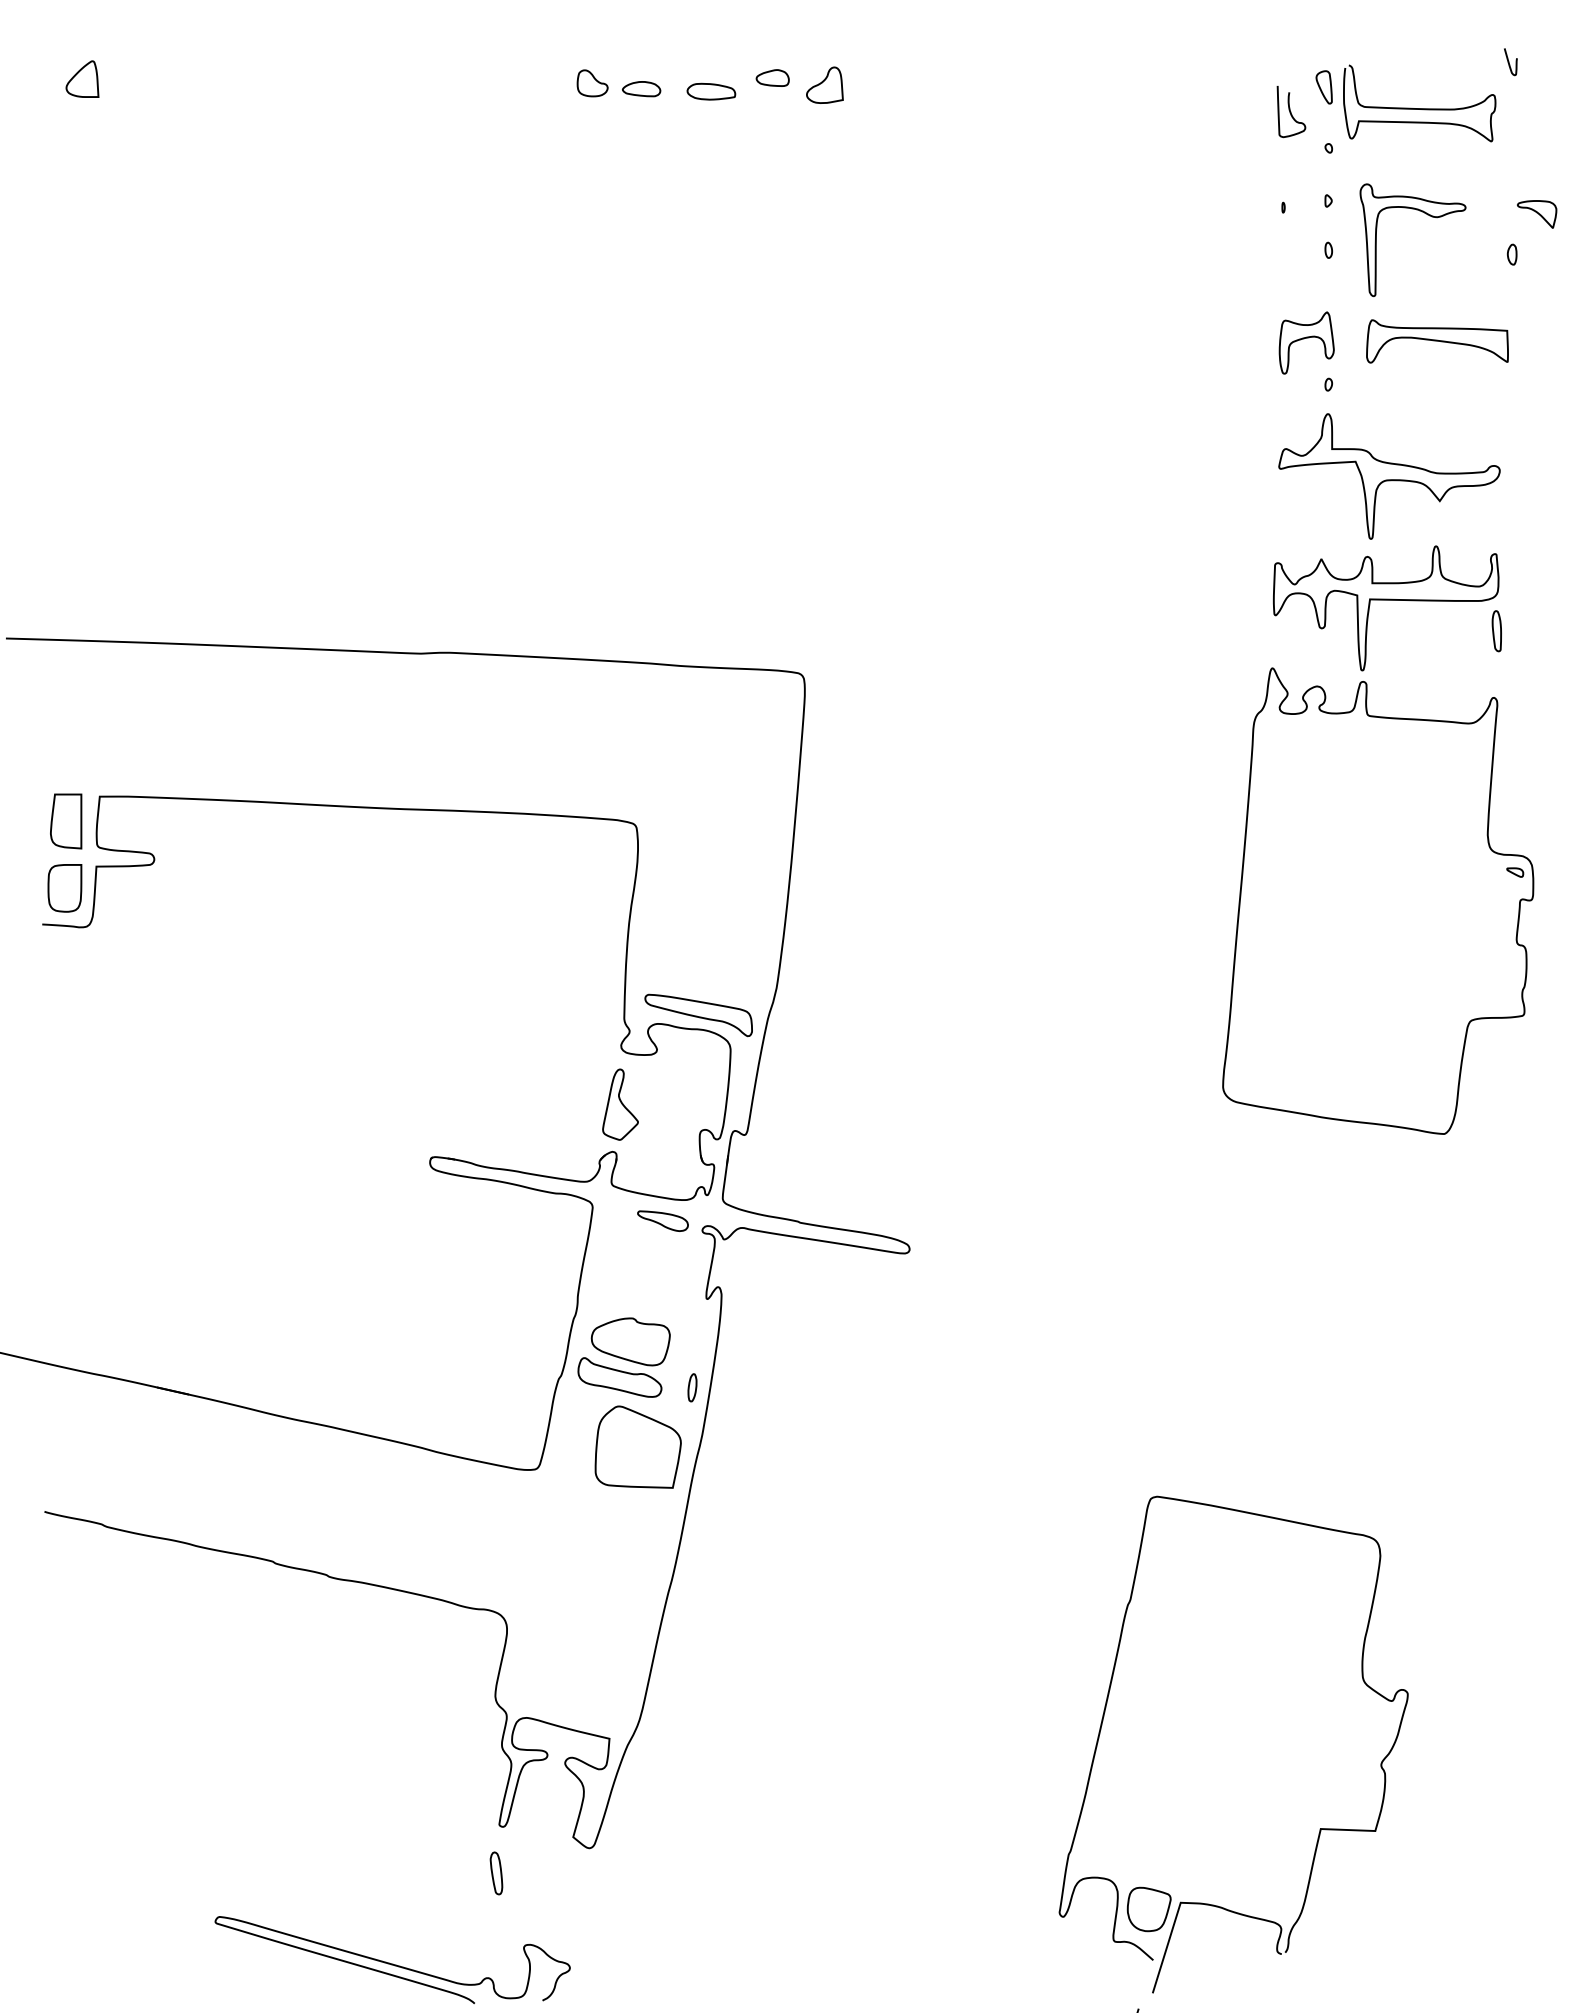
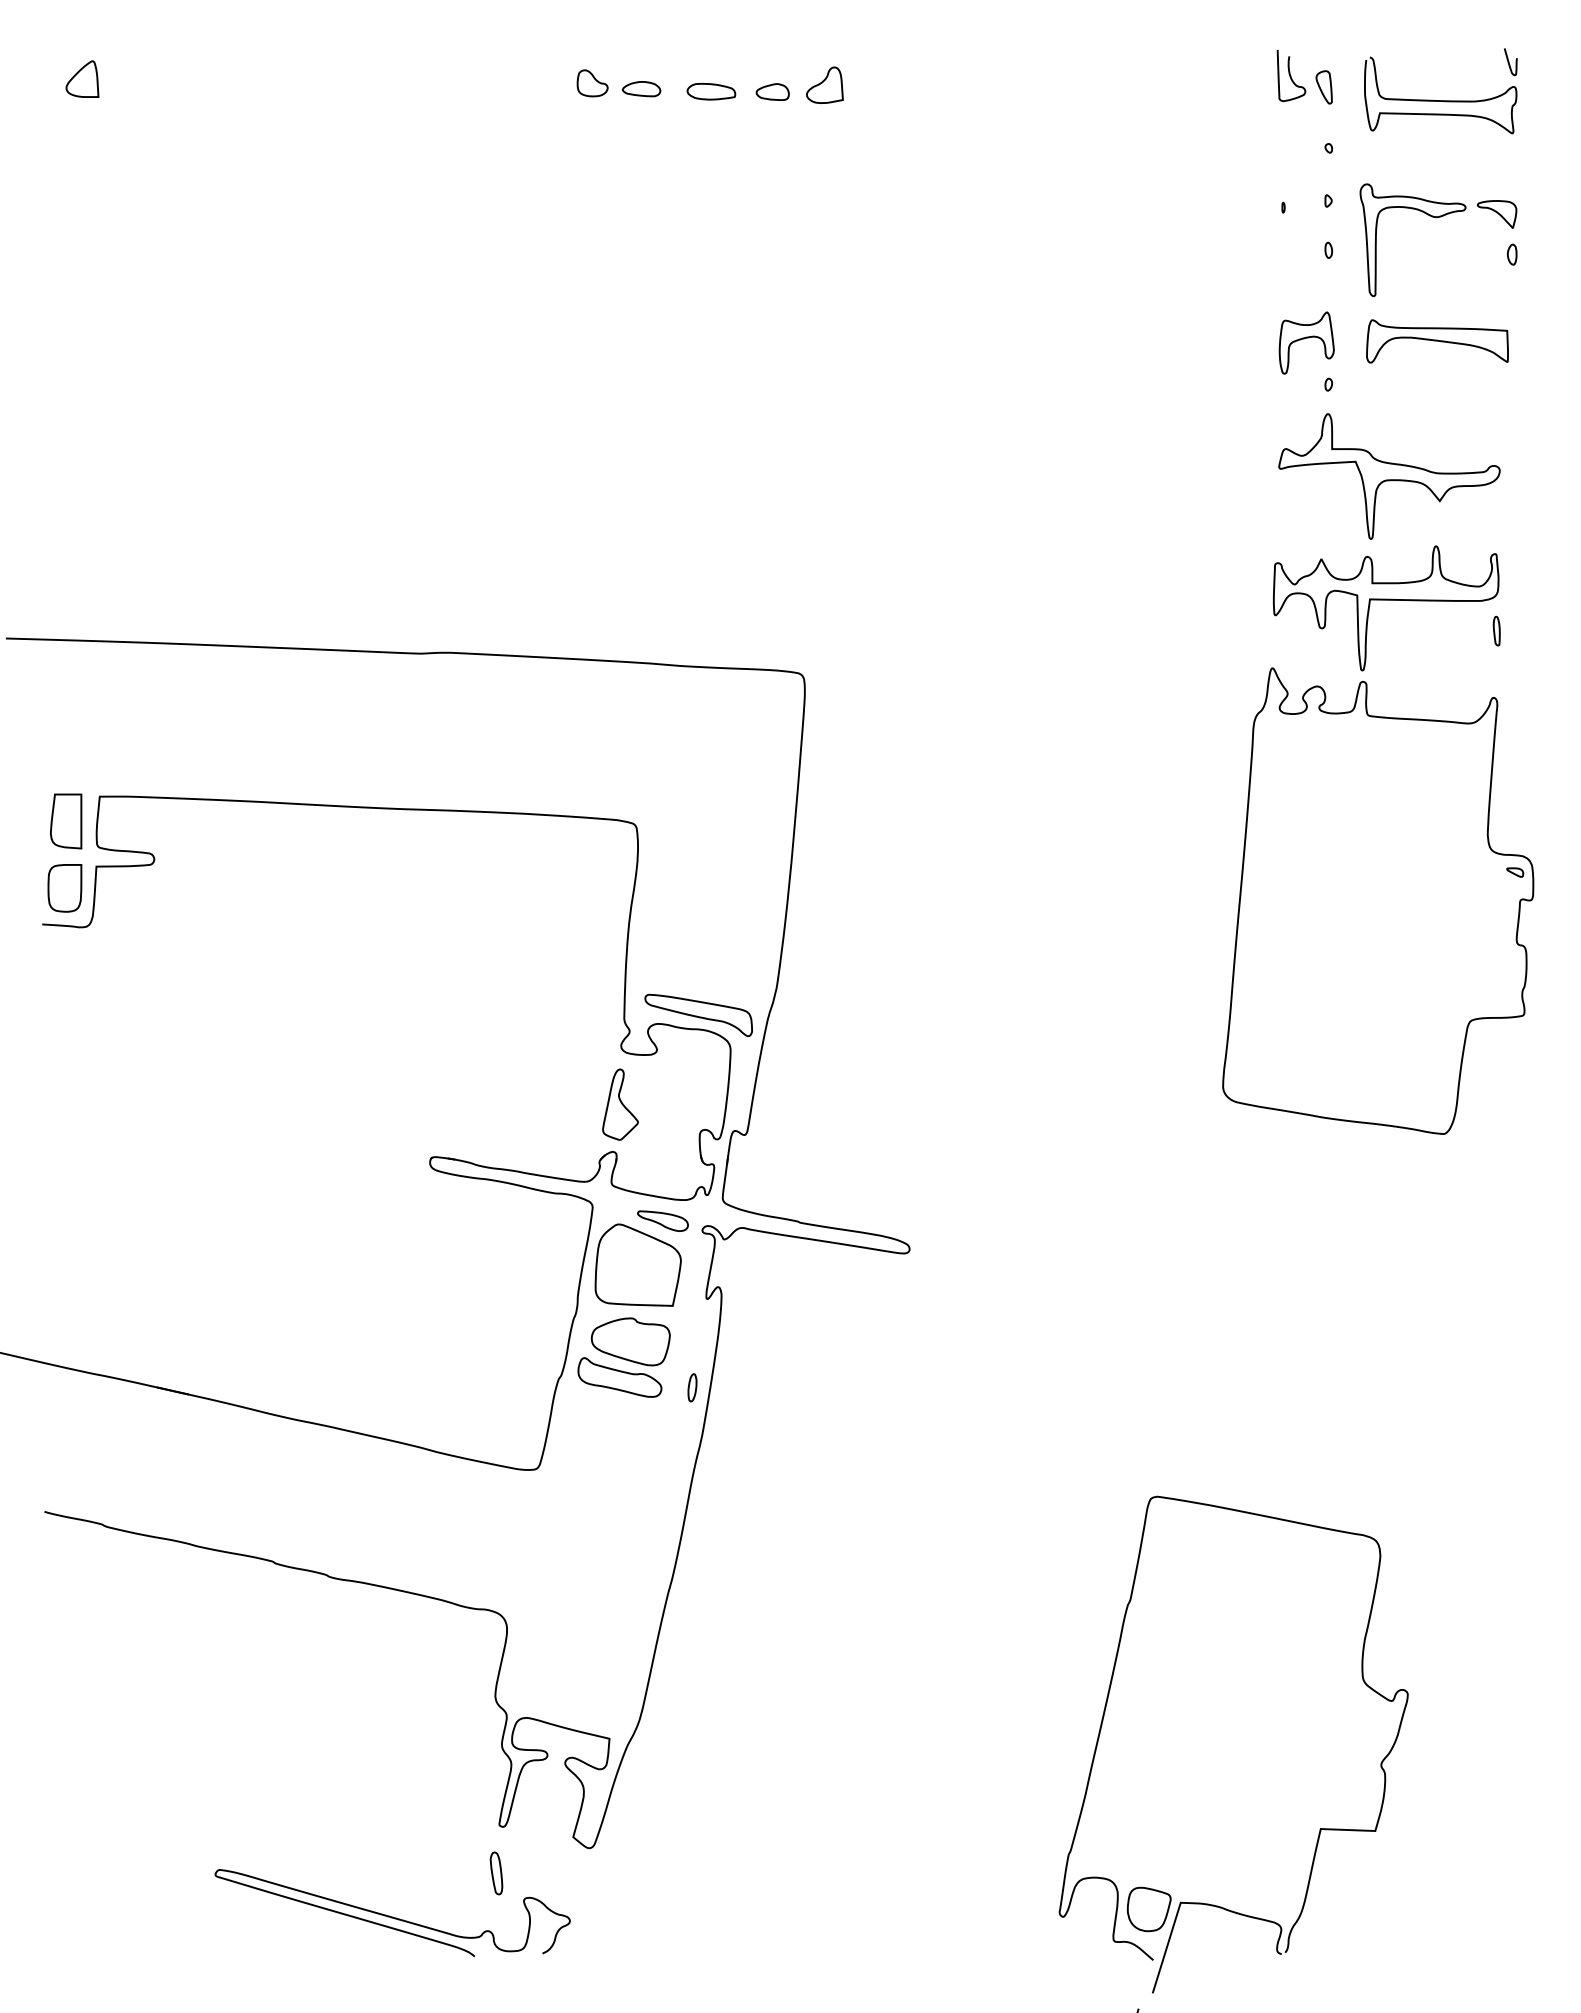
part position: (772, 77) -> (772, 91) (772, 91)
curve position: (1419, 108) -> (1440, 100) (1440, 100)
curve position: (1291, 112) -> (1291, 76) (1291, 76)
part position: (1537, 214) -> (1497, 214) (1497, 214)
part size: 11x43 px -> 9x32 px (1496, 630)
part position: (637, 1446) -> (637, 1264) (637, 1264)
curve position: (392, 1963) -> (392, 1916) (392, 1916)
